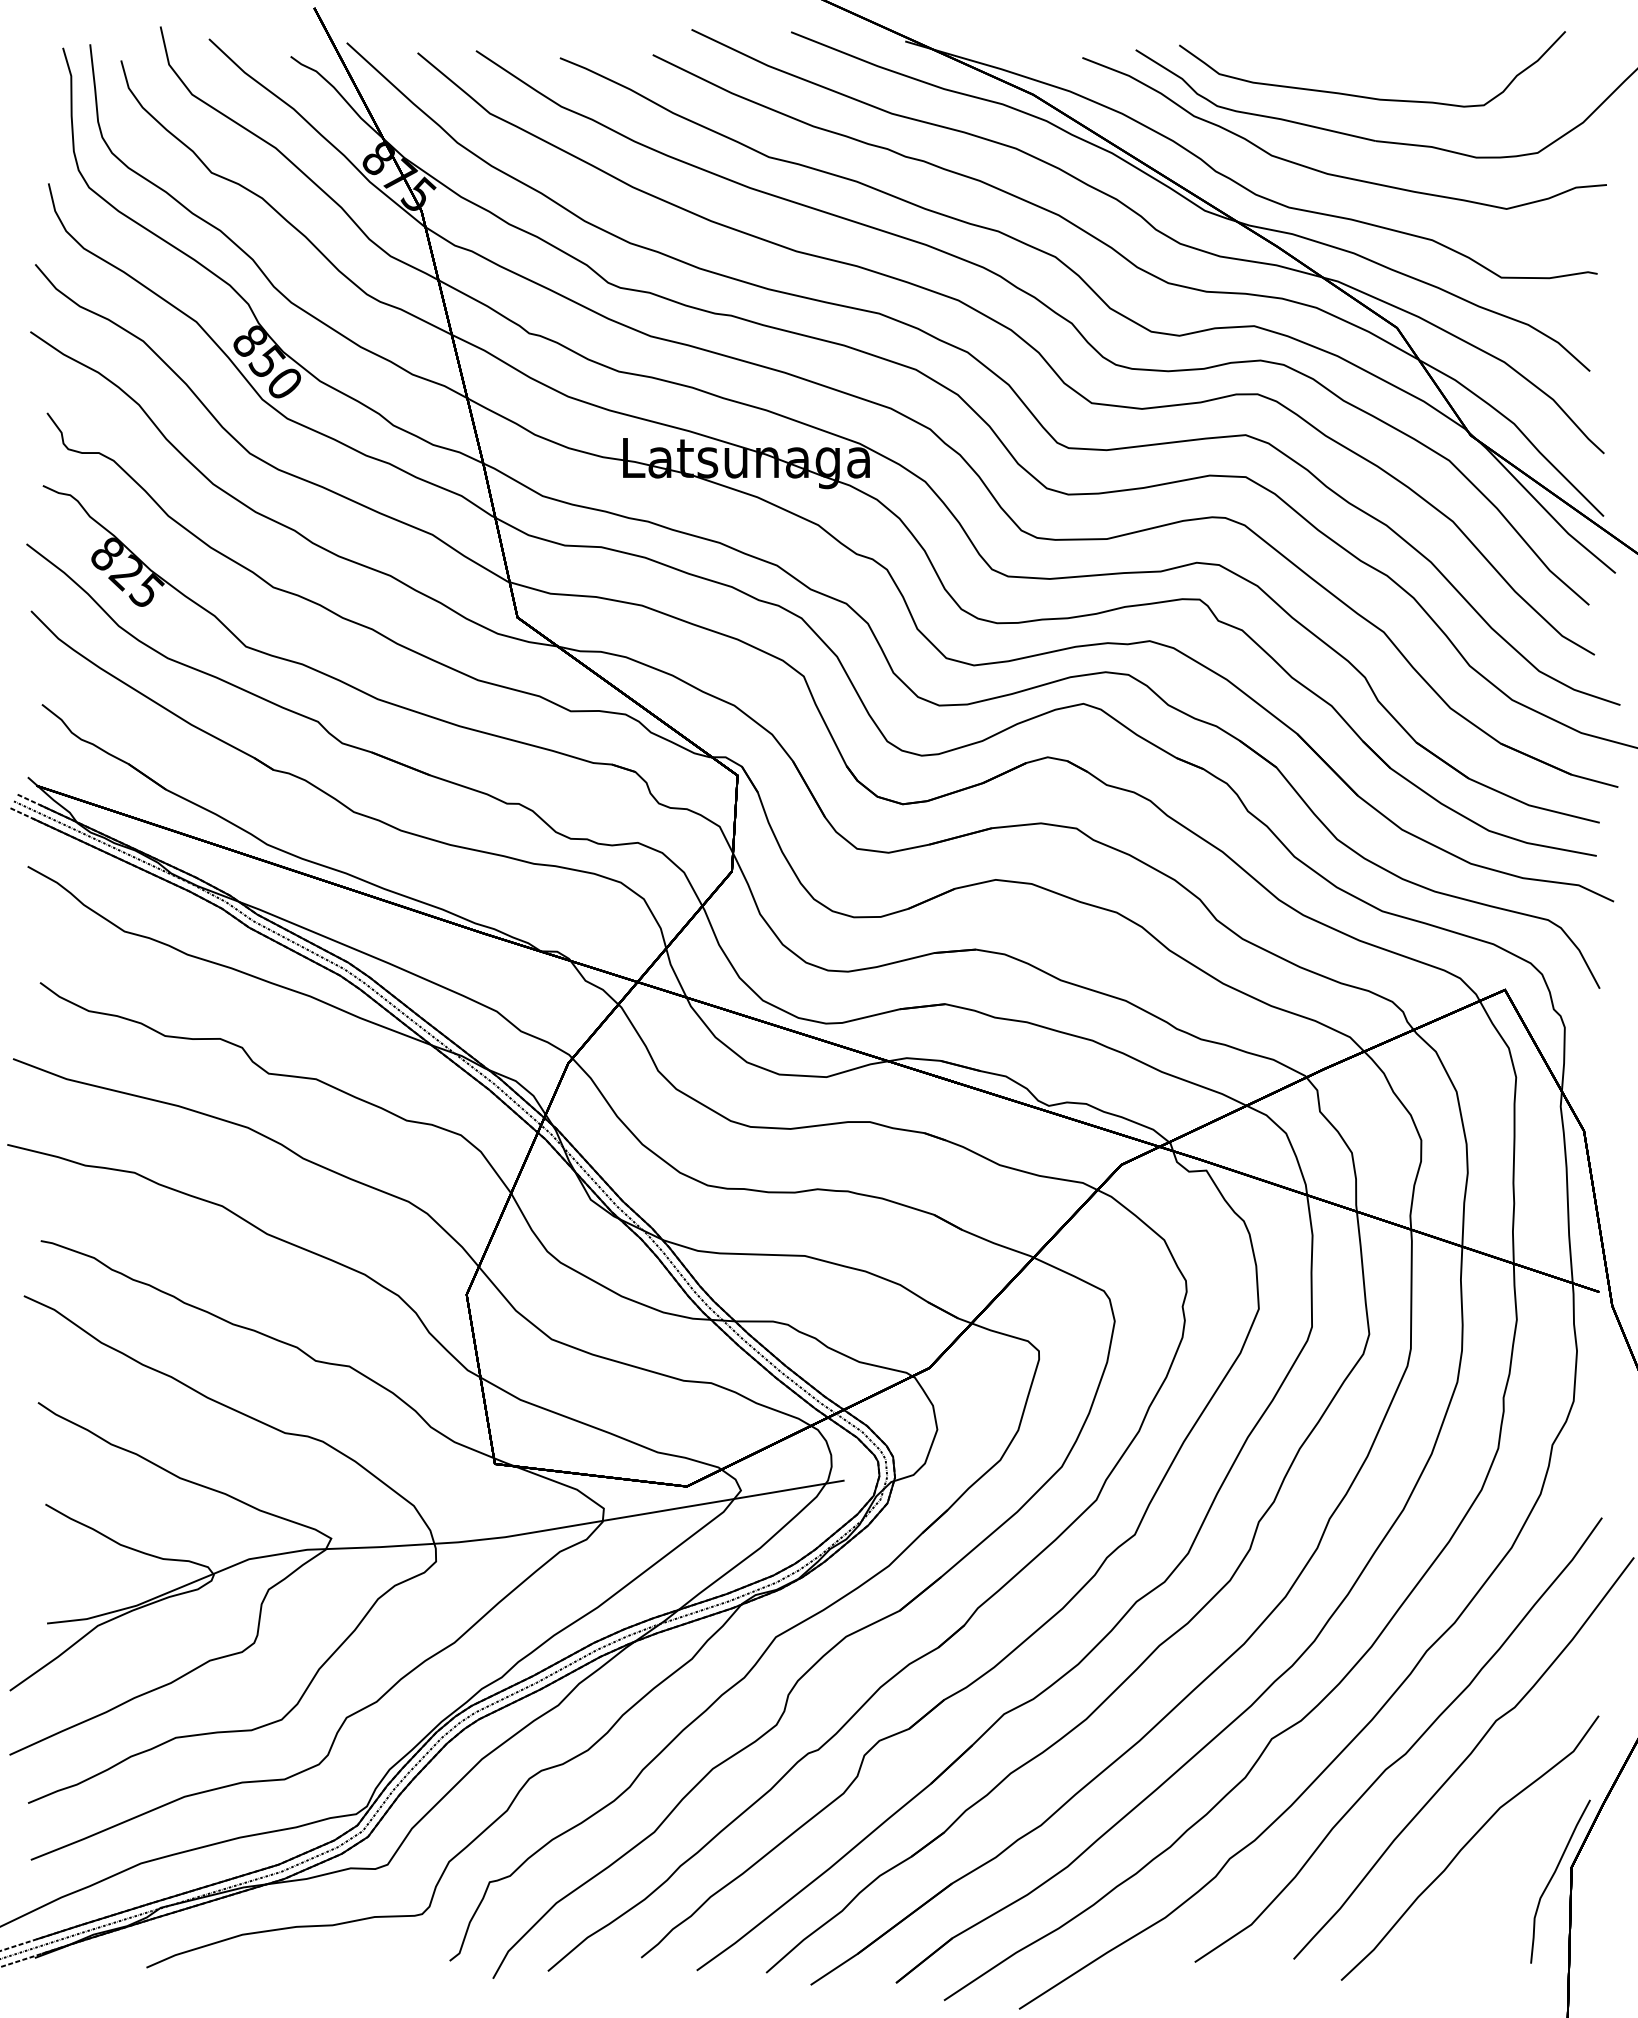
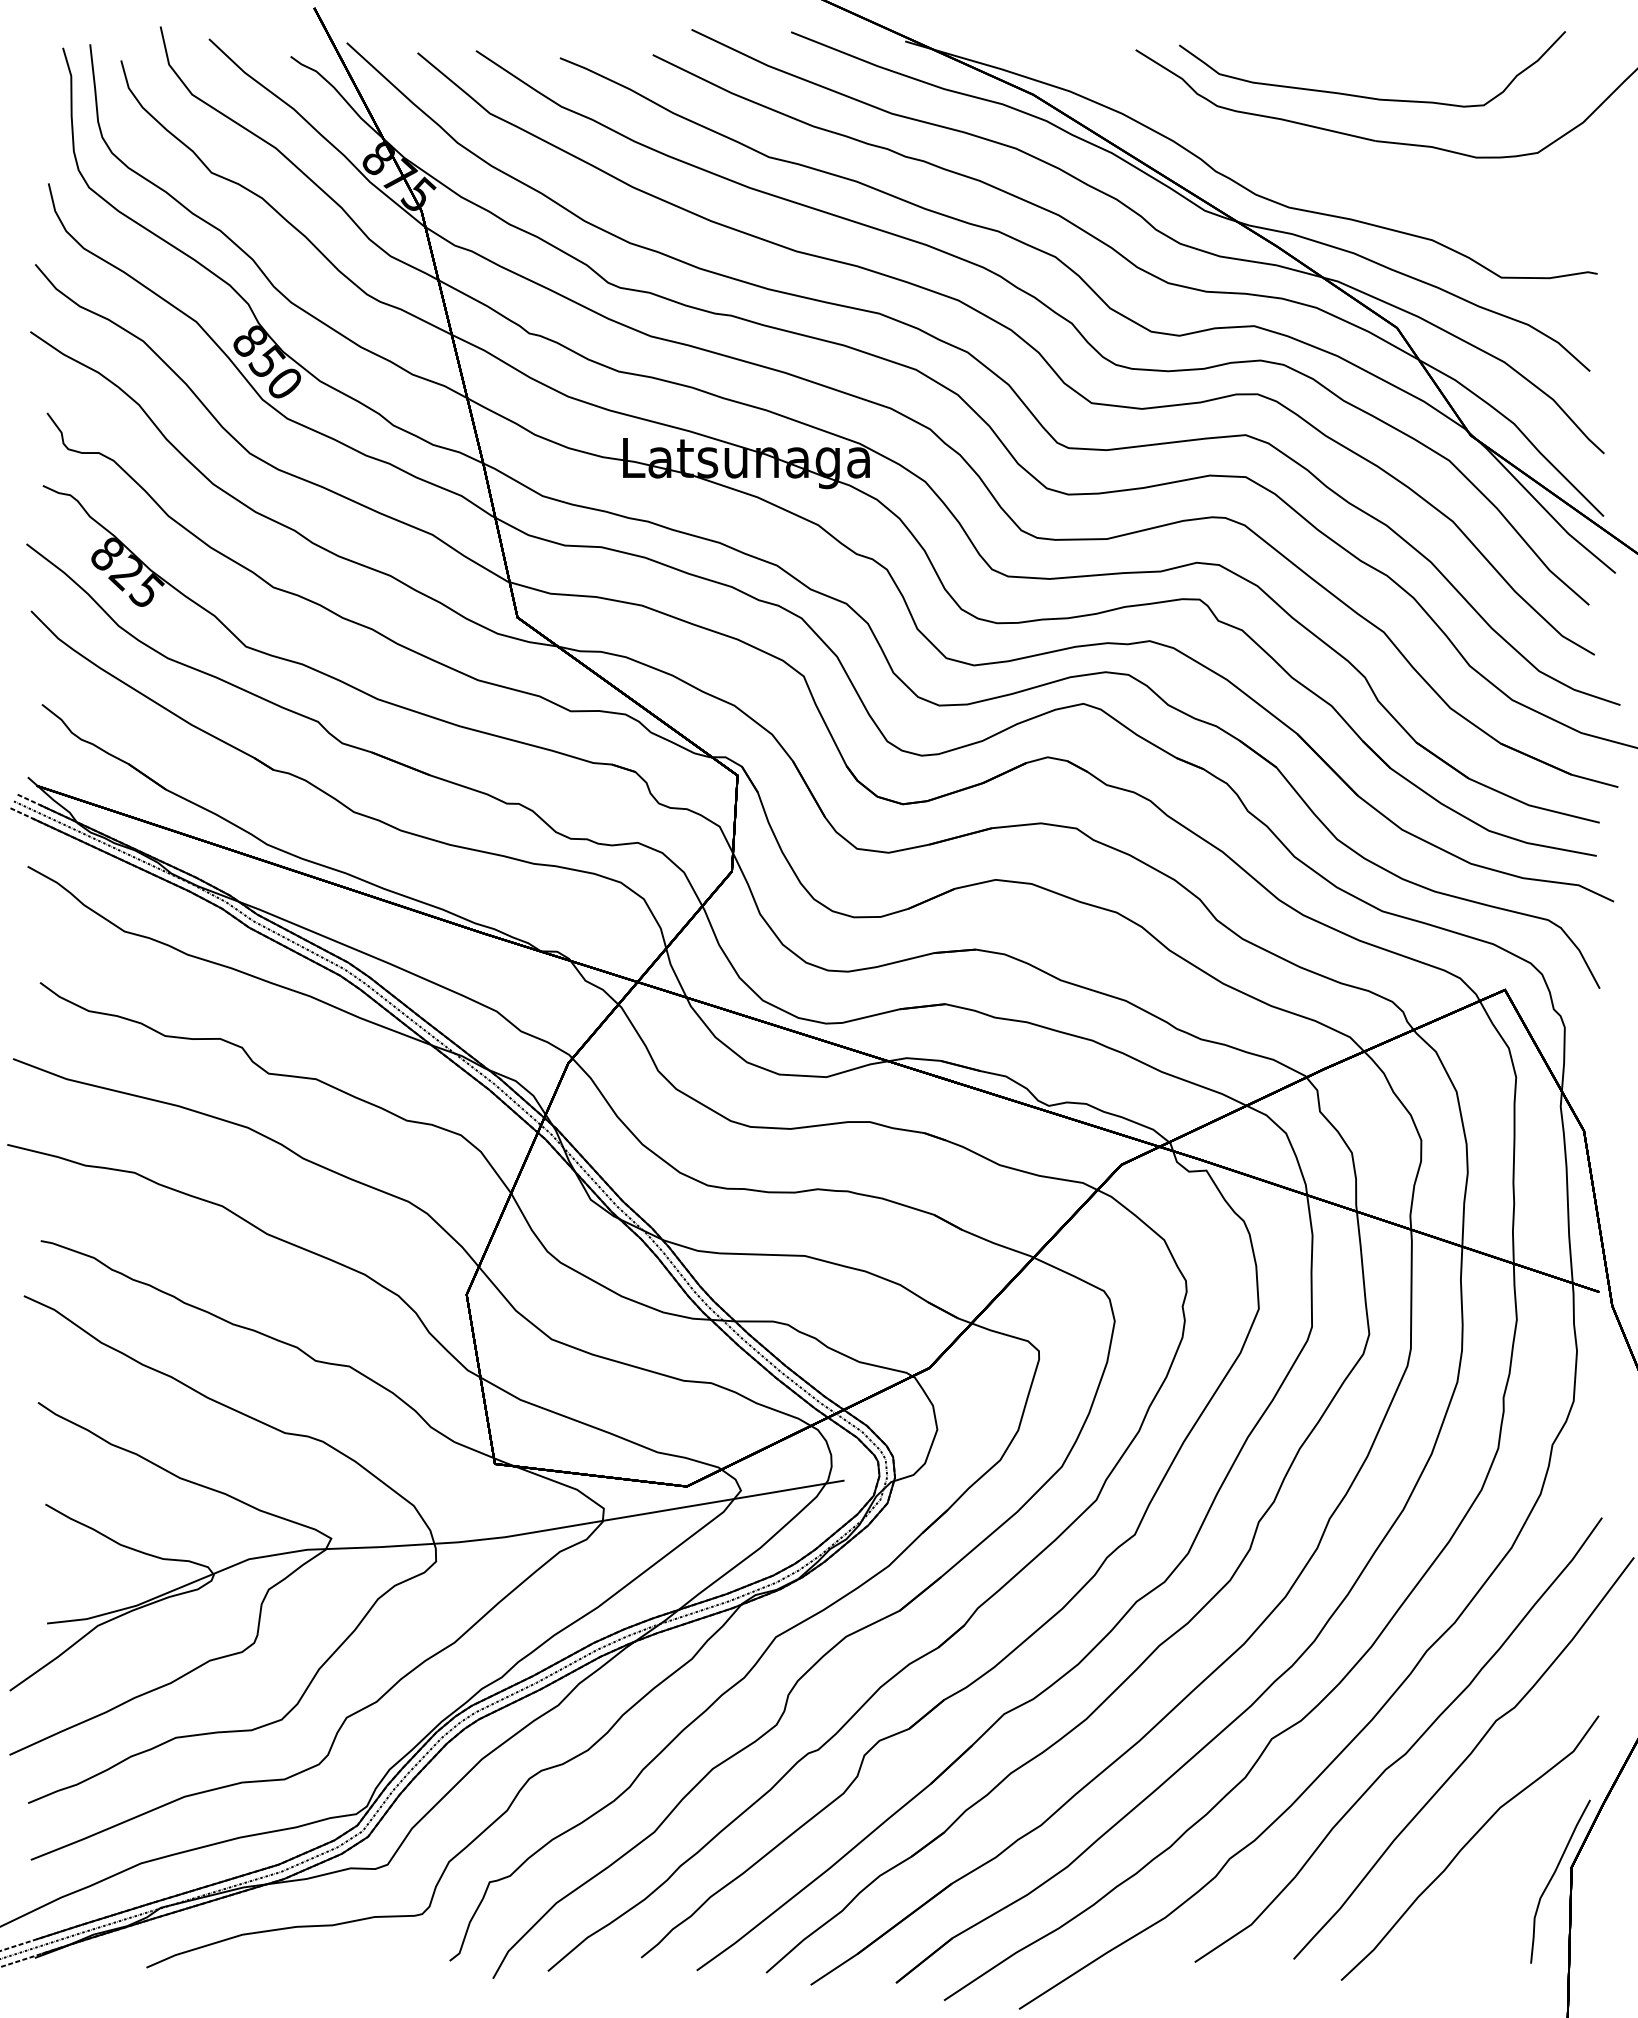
curve: present -> none (1336, 174)
